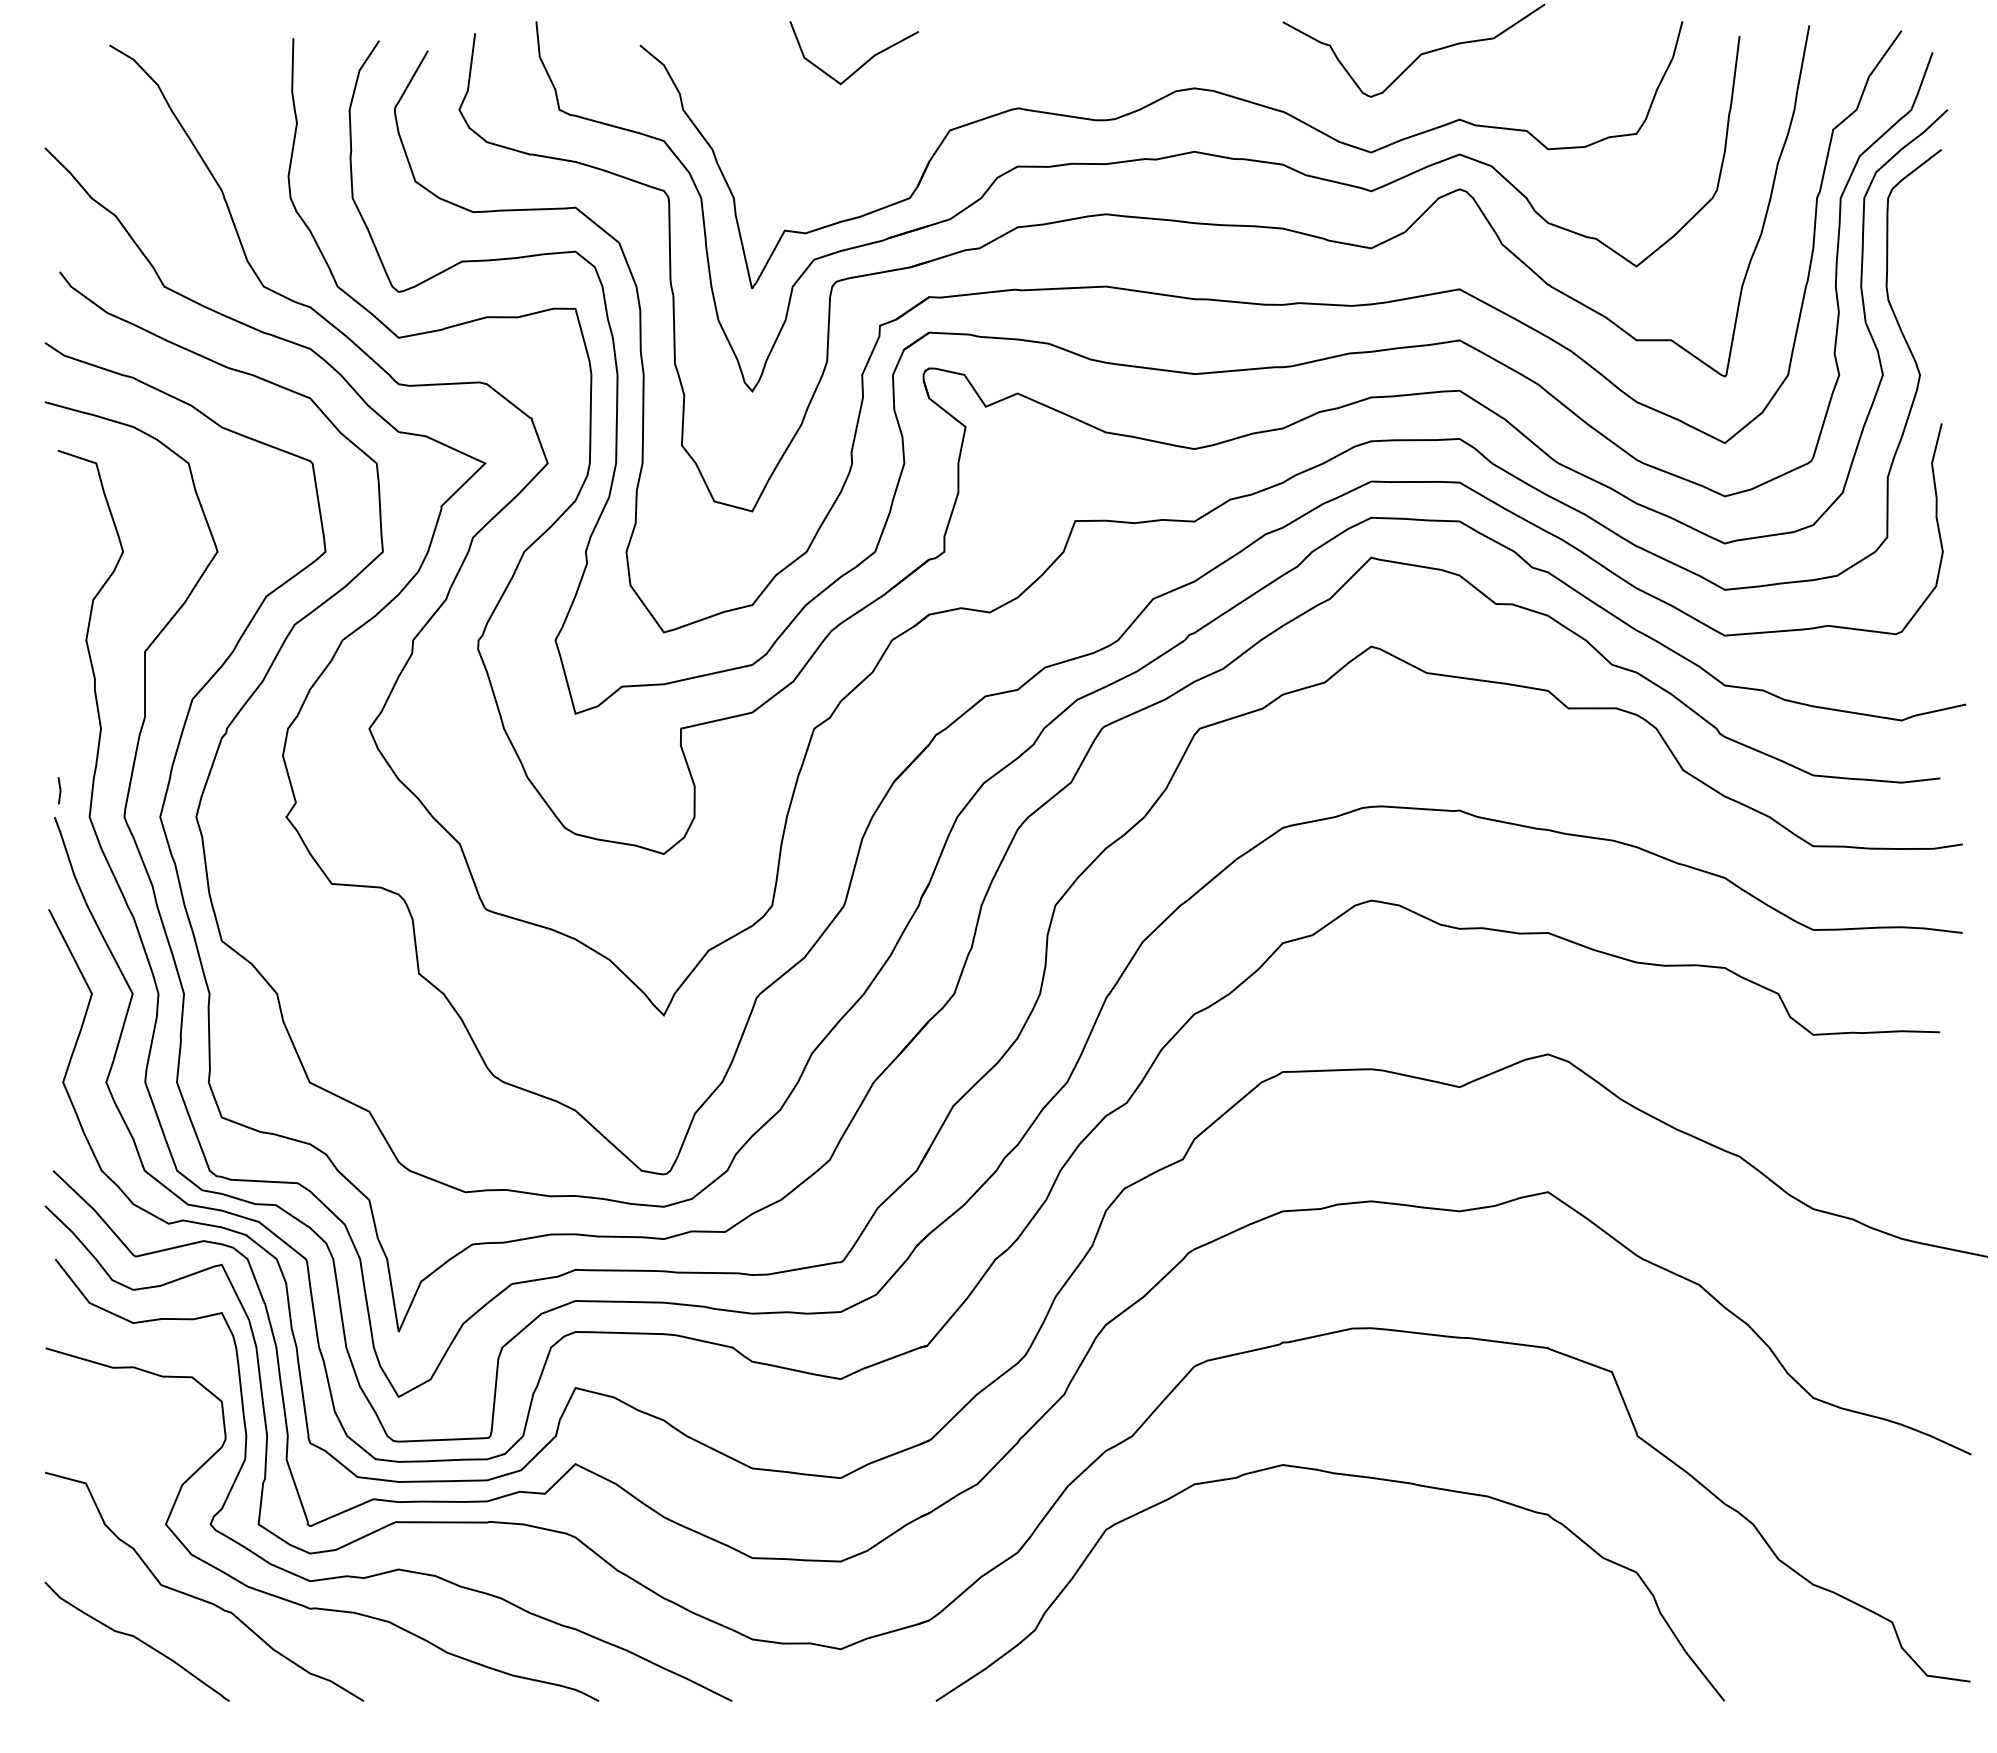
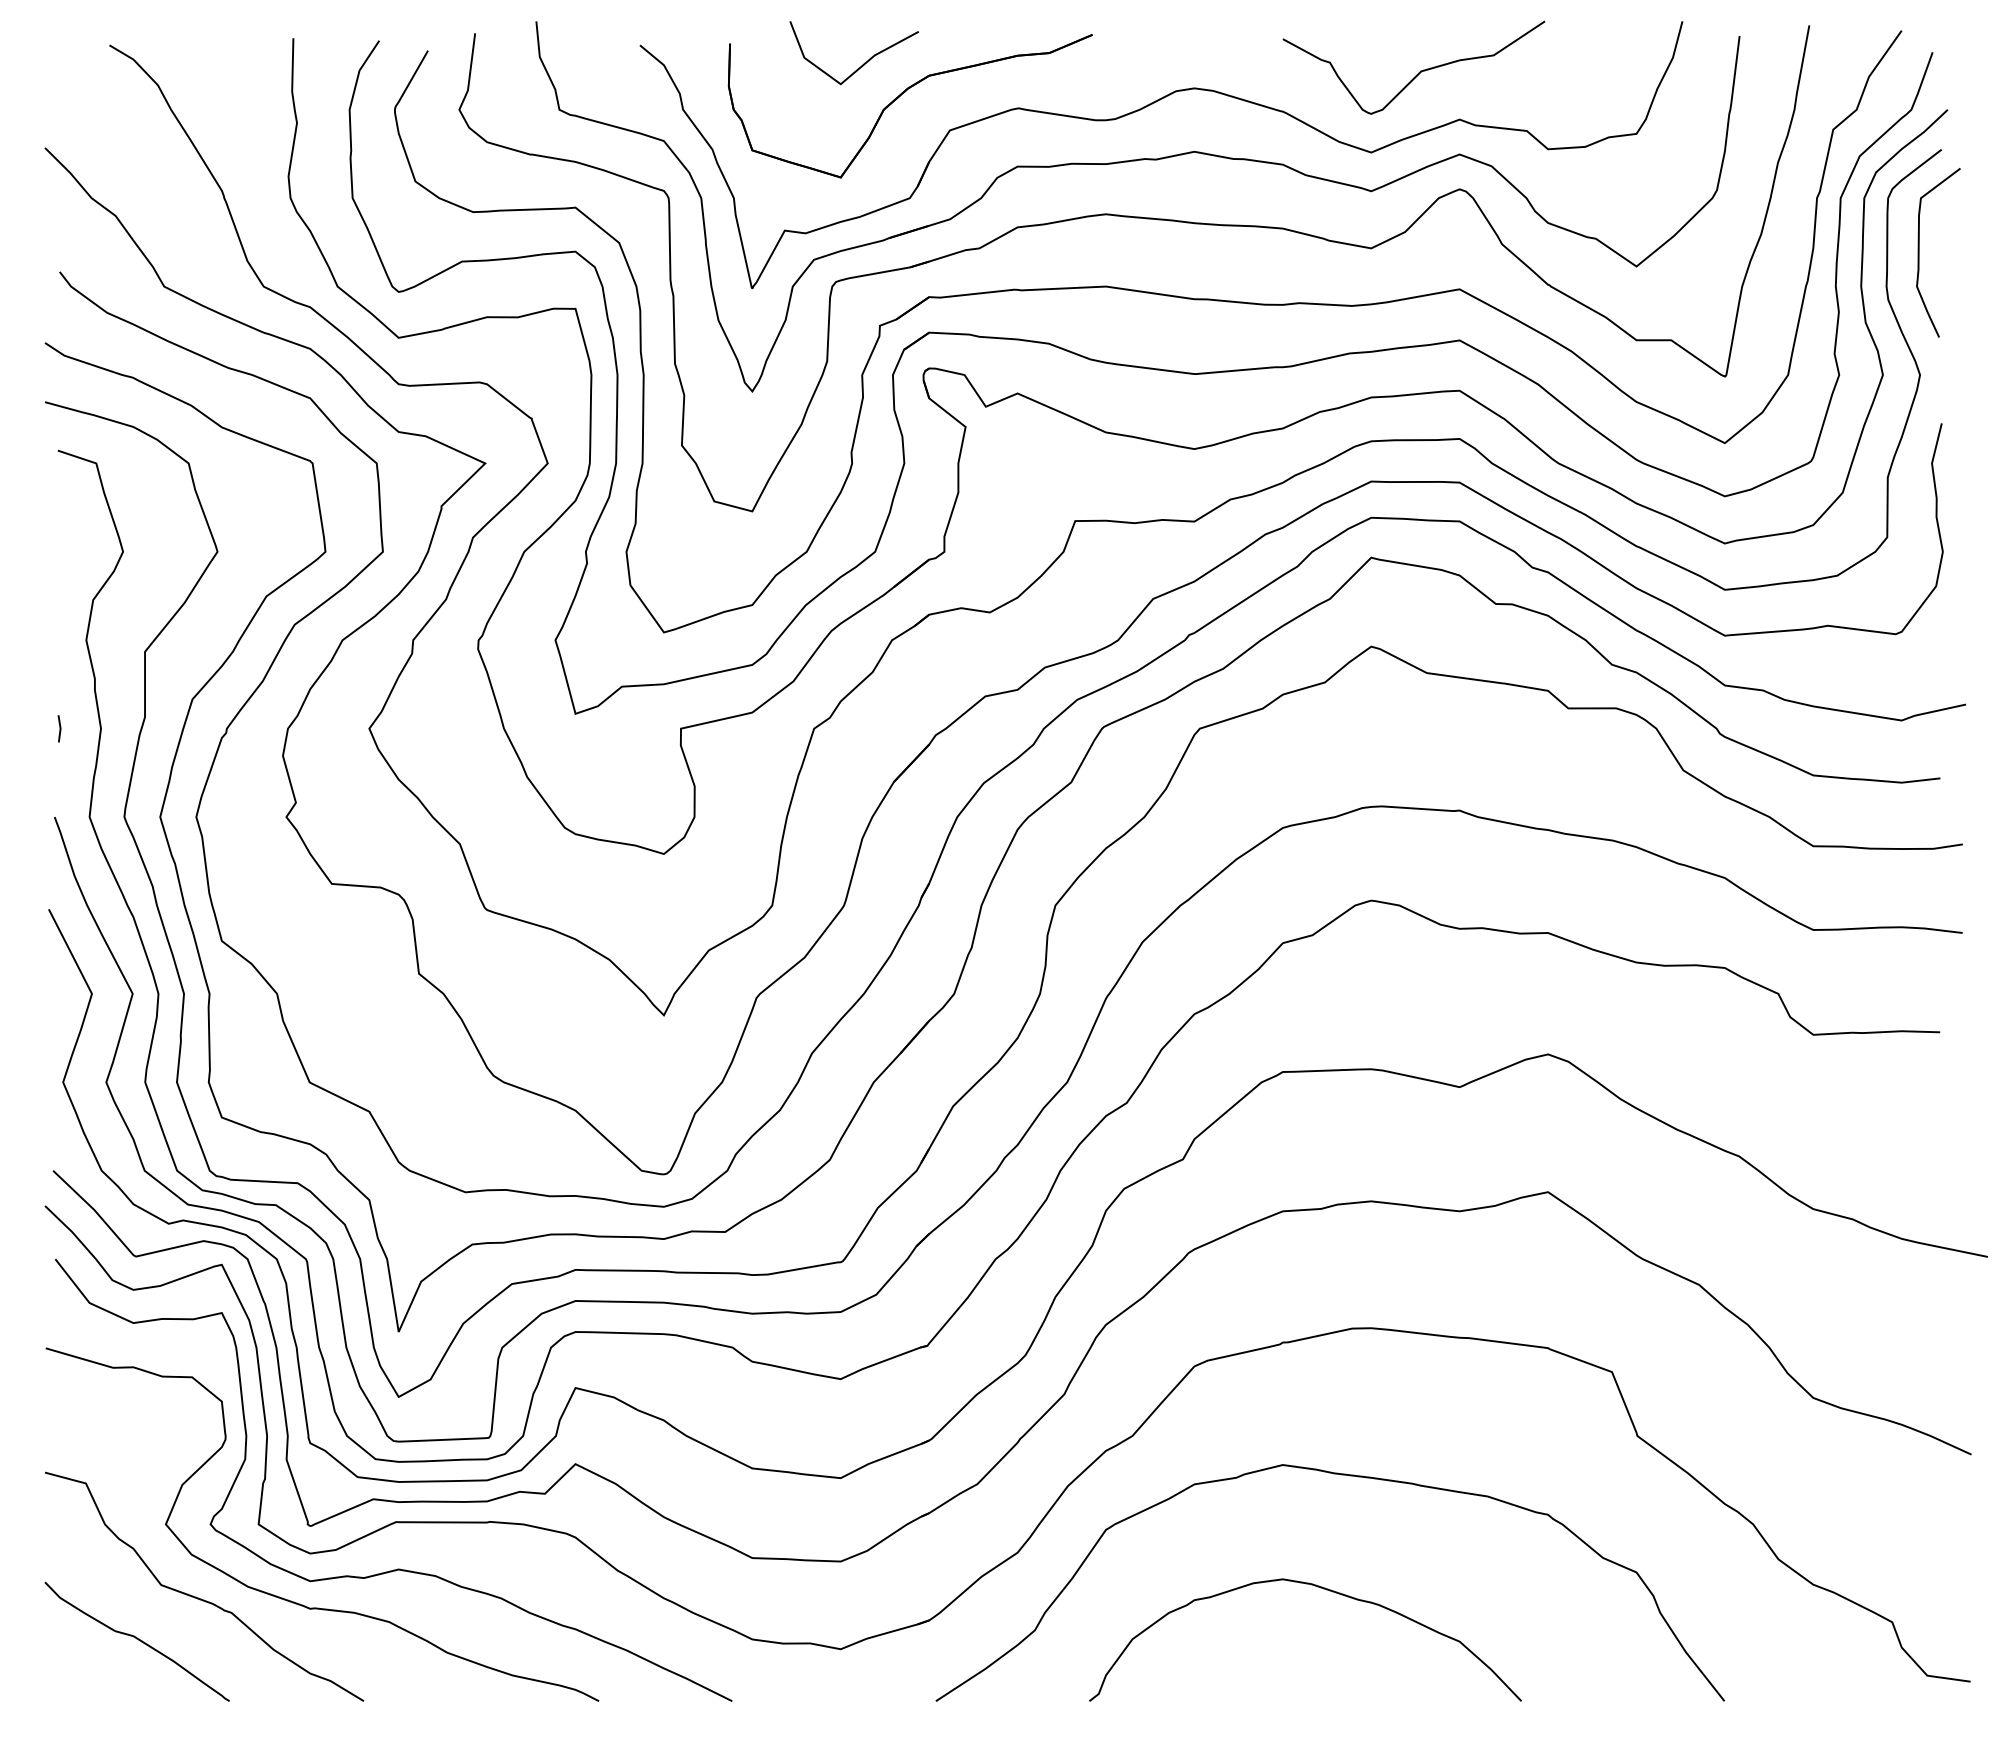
curve position: (1418, 55) -> (1418, 72) (1418, 72)
part: none -> present (900, 96)
curve: none -> present (1919, 252)
line position: (59, 790) -> (59, 728) (59, 728)
curve: none -> present (1323, 1589)
